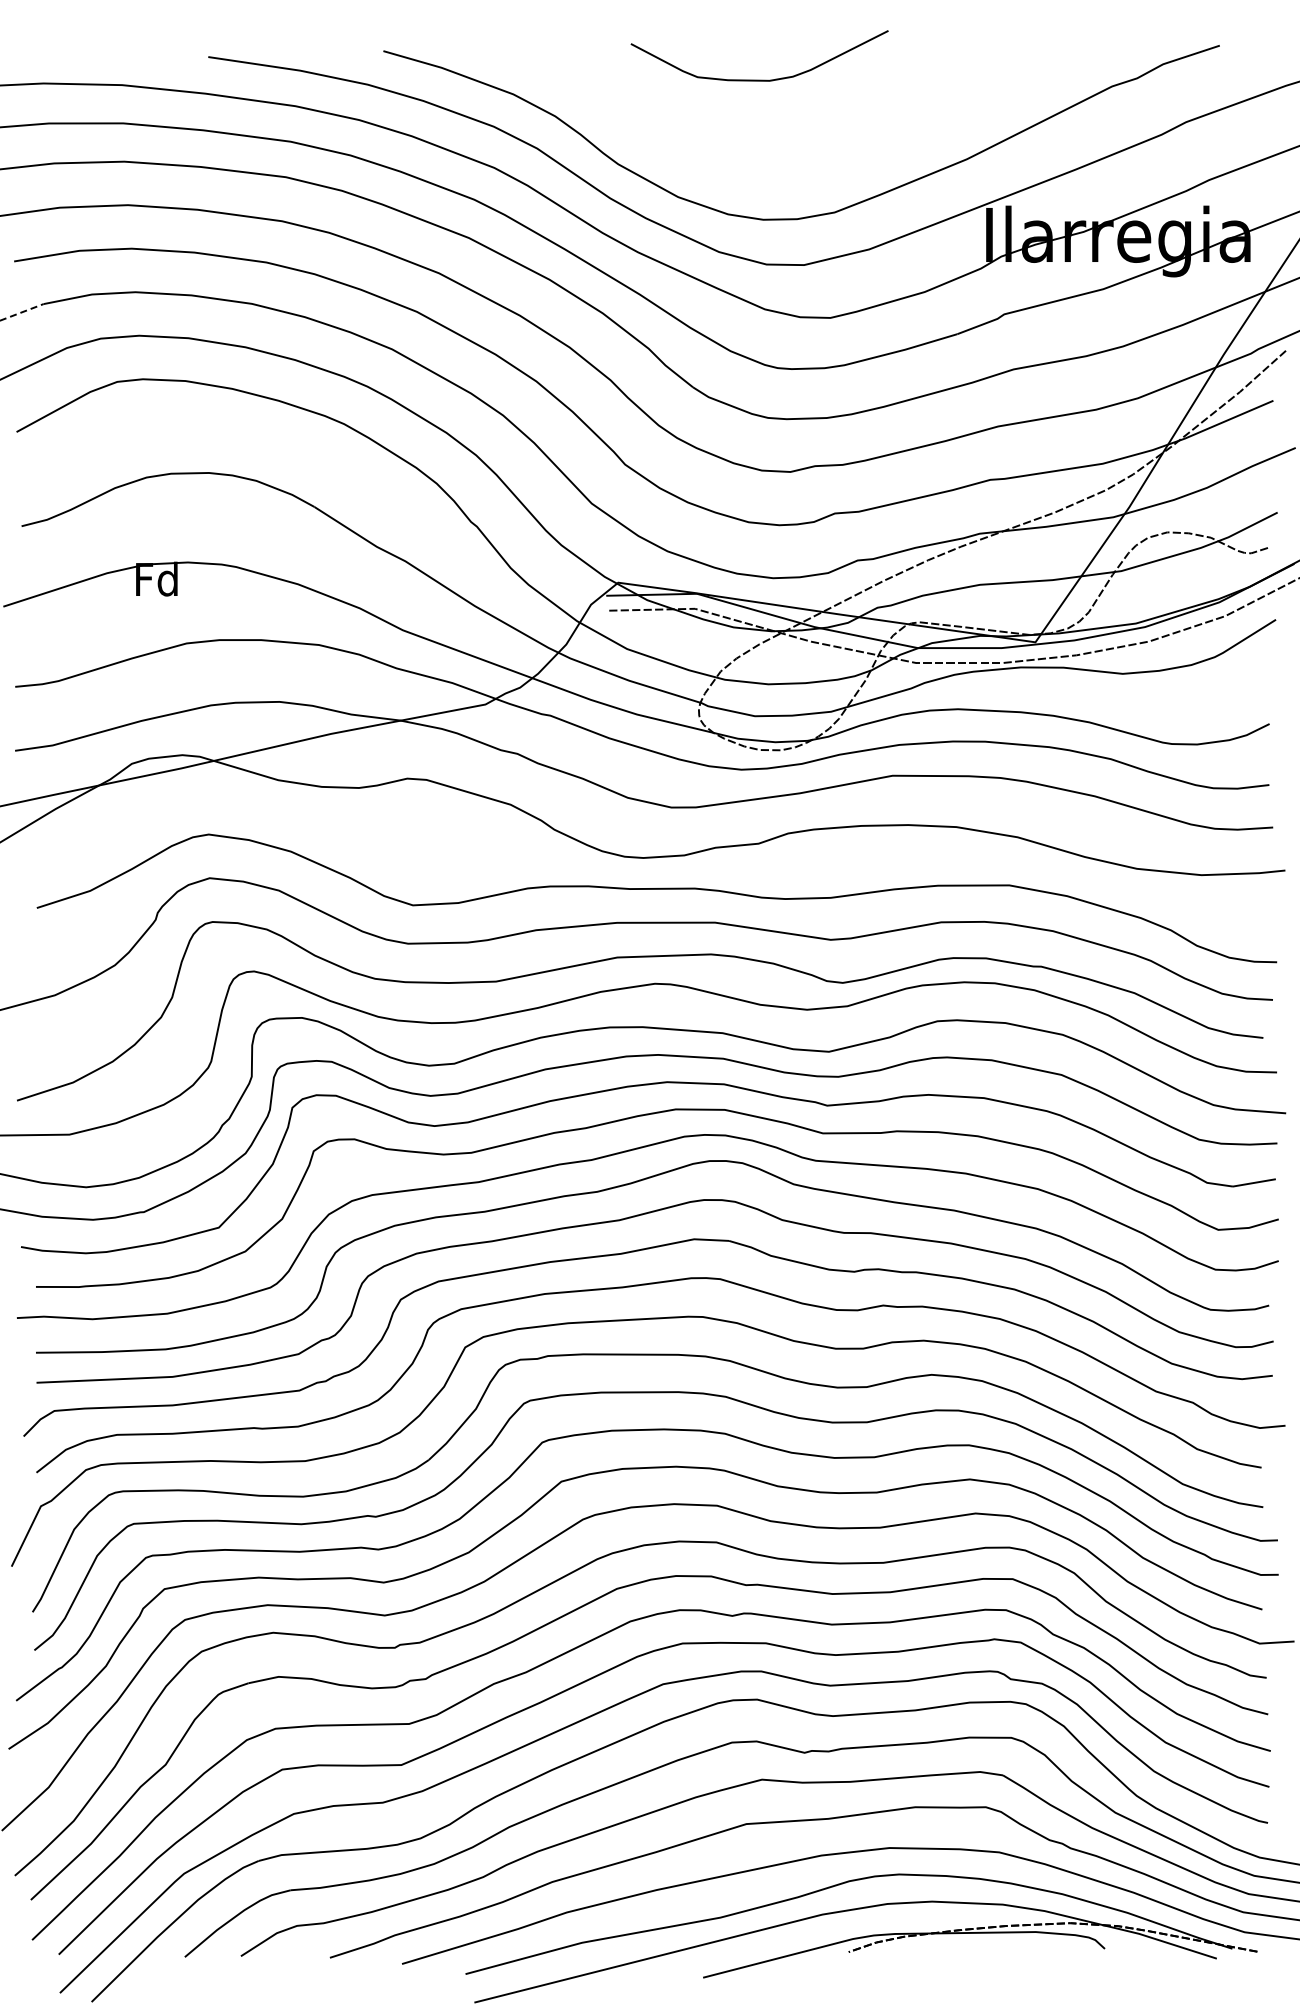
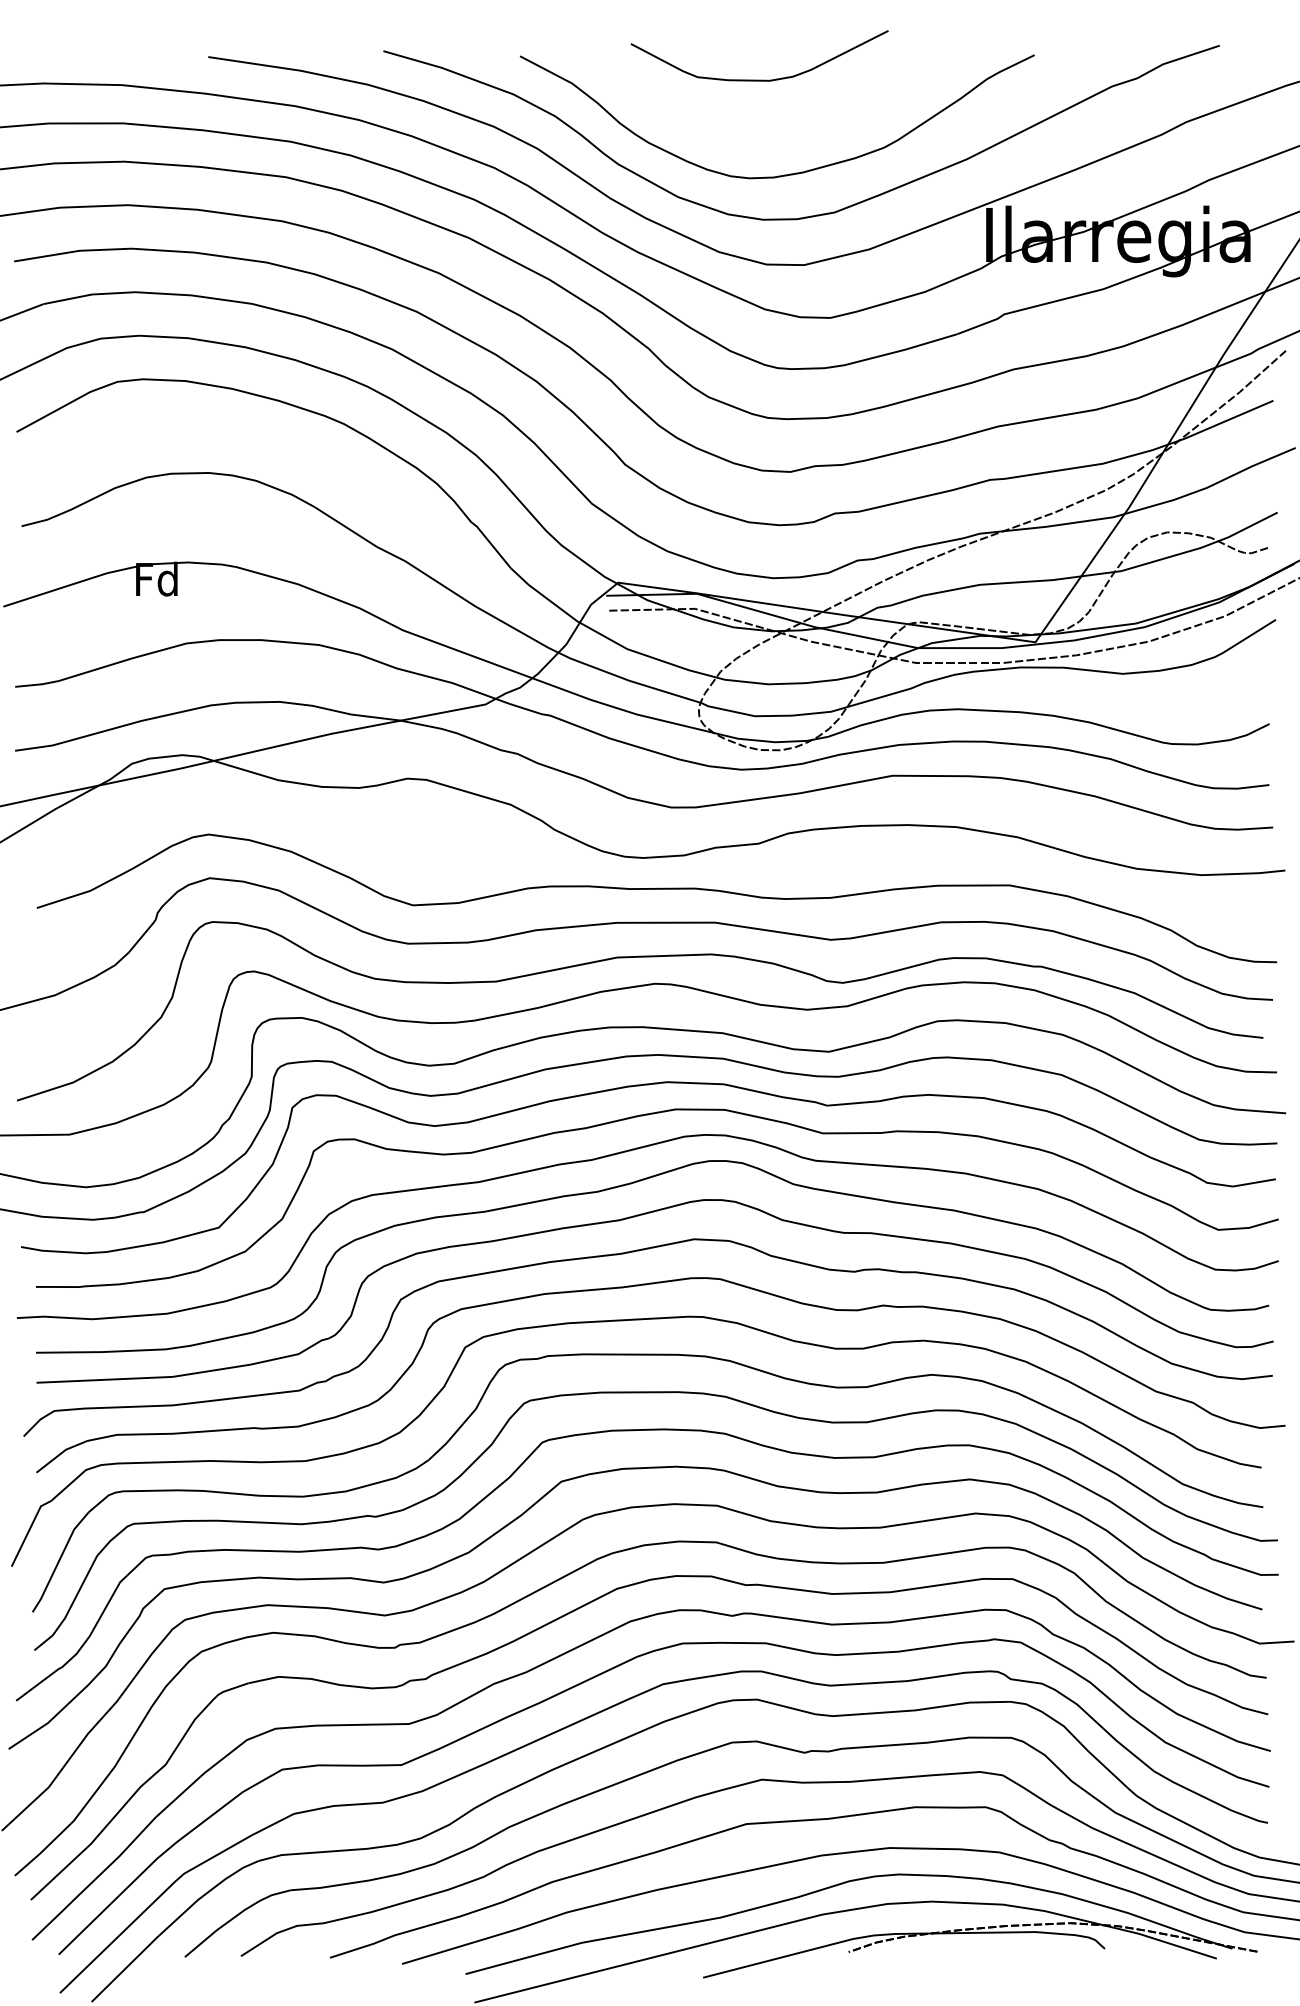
curve: none -> present (789, 173)
line: dashed -> solid (22, 312)
